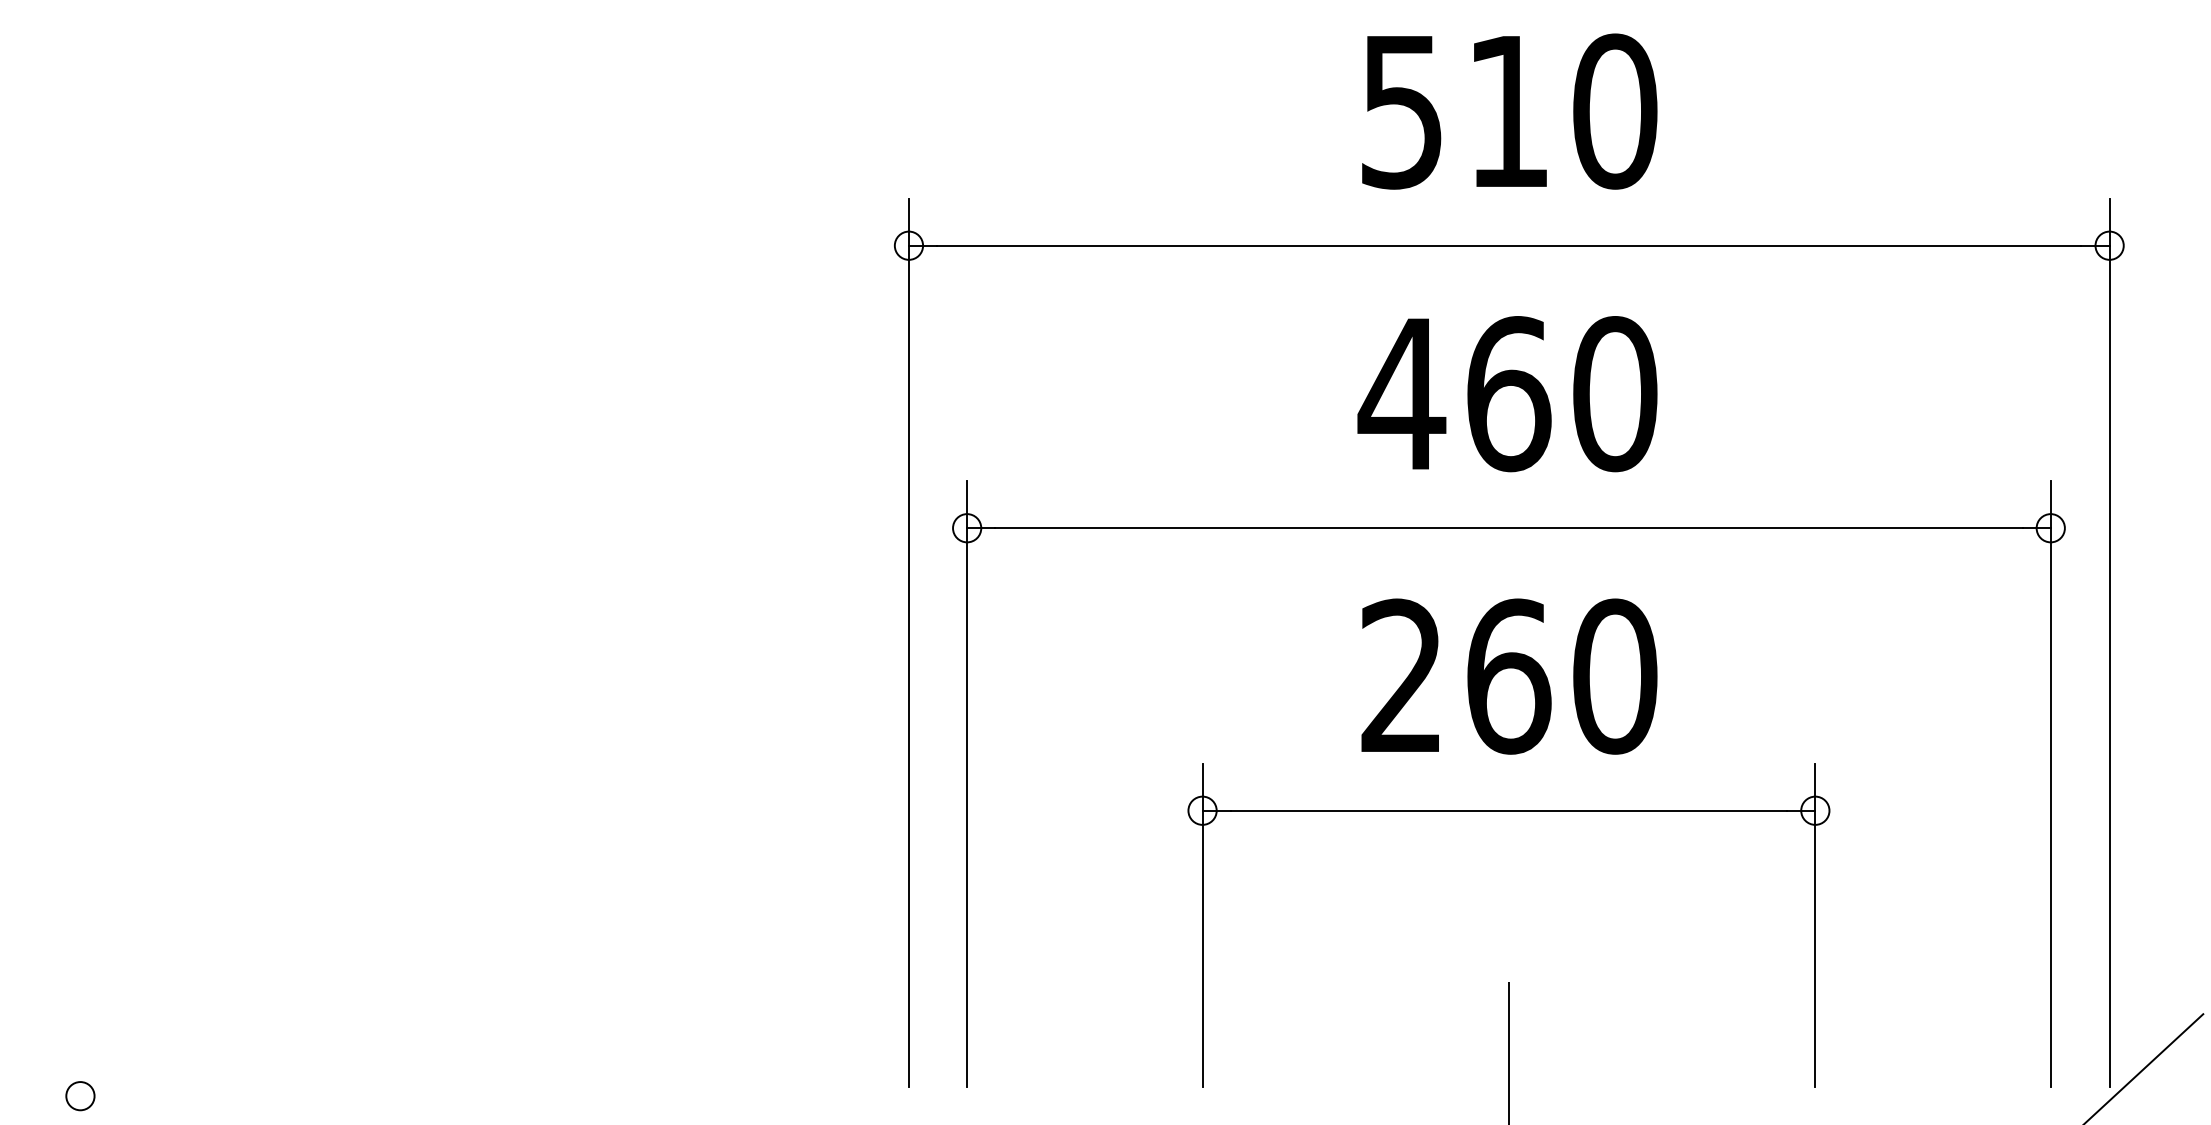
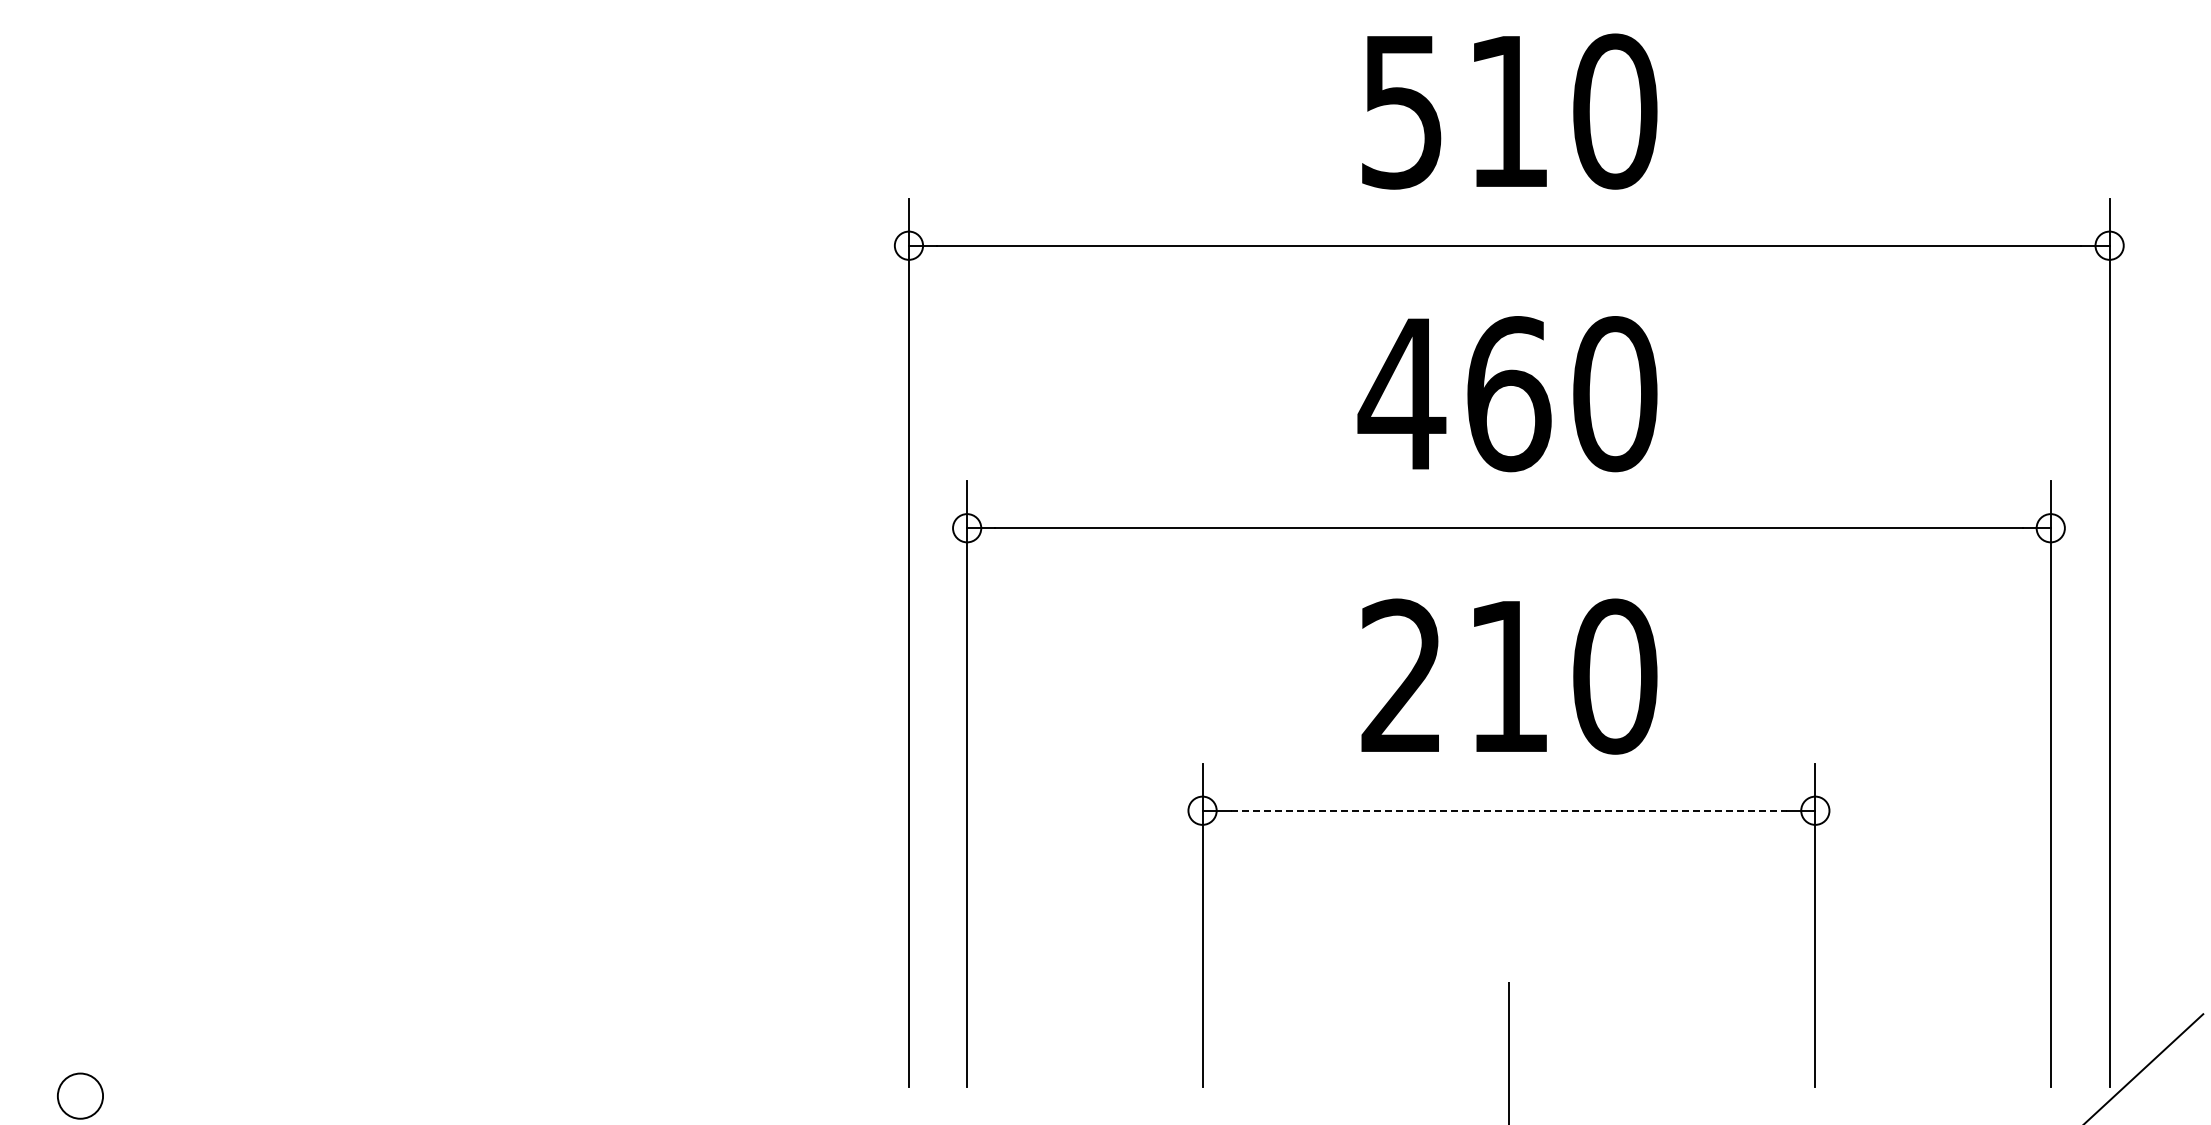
text: 260 -> 210 (1509, 676)
line: solid -> dashed (1509, 810)
circle diameter: 28 px -> 45 px (80, 1095)
